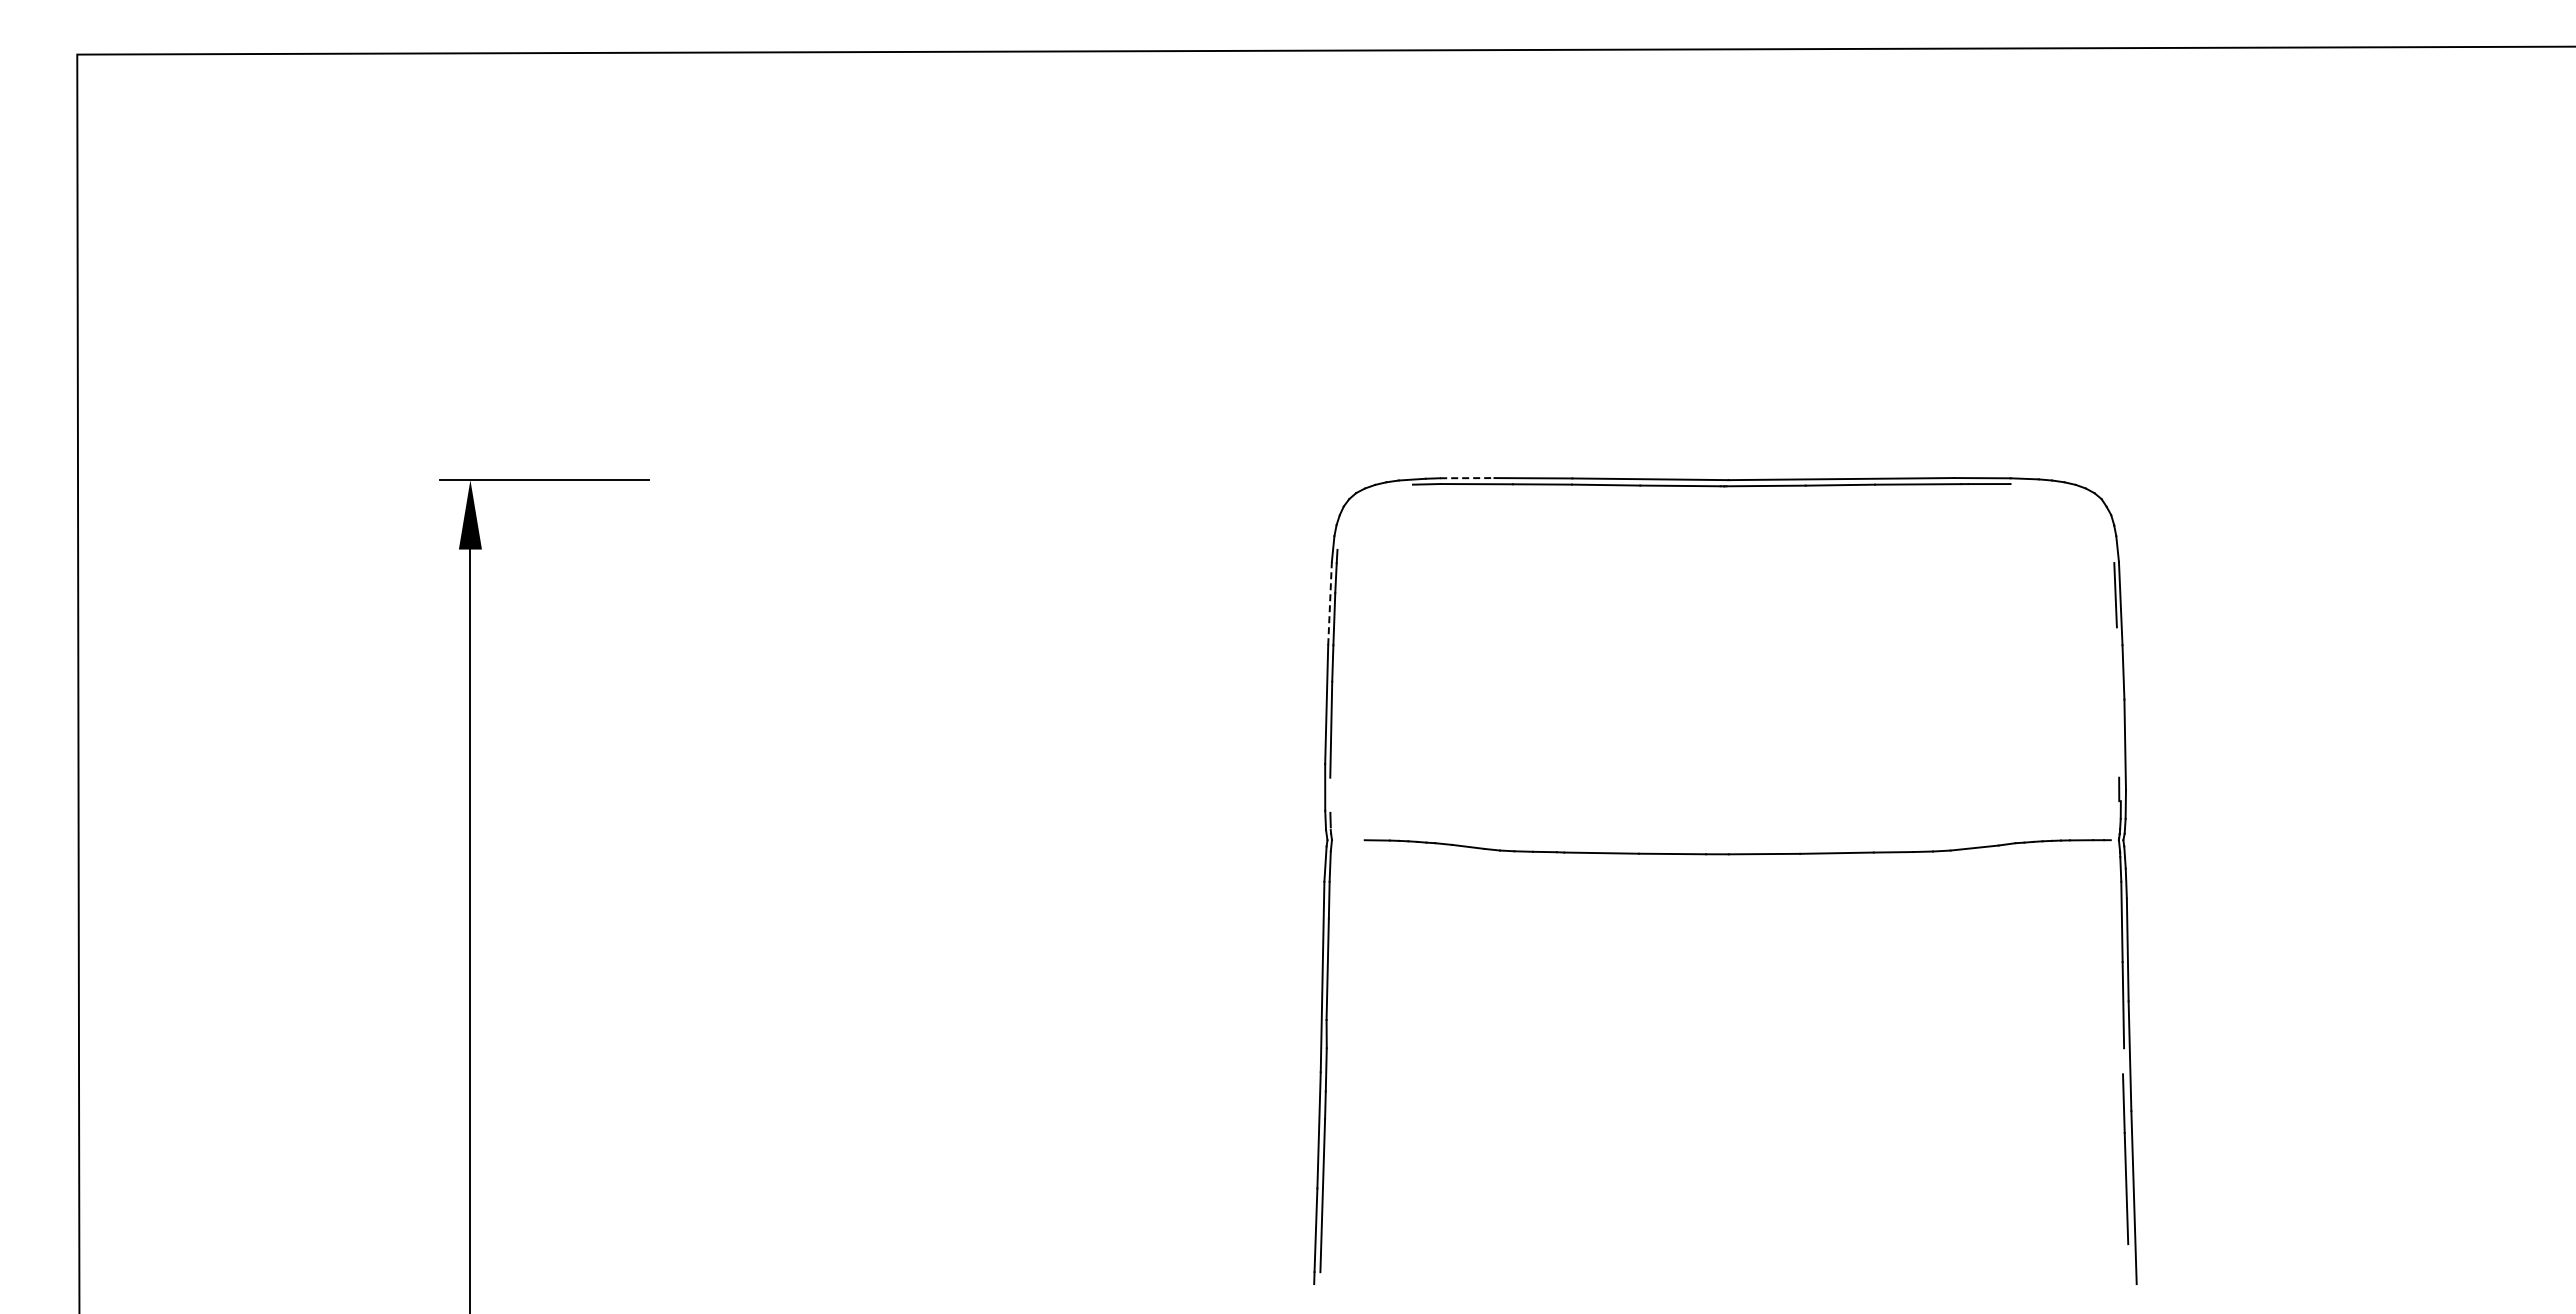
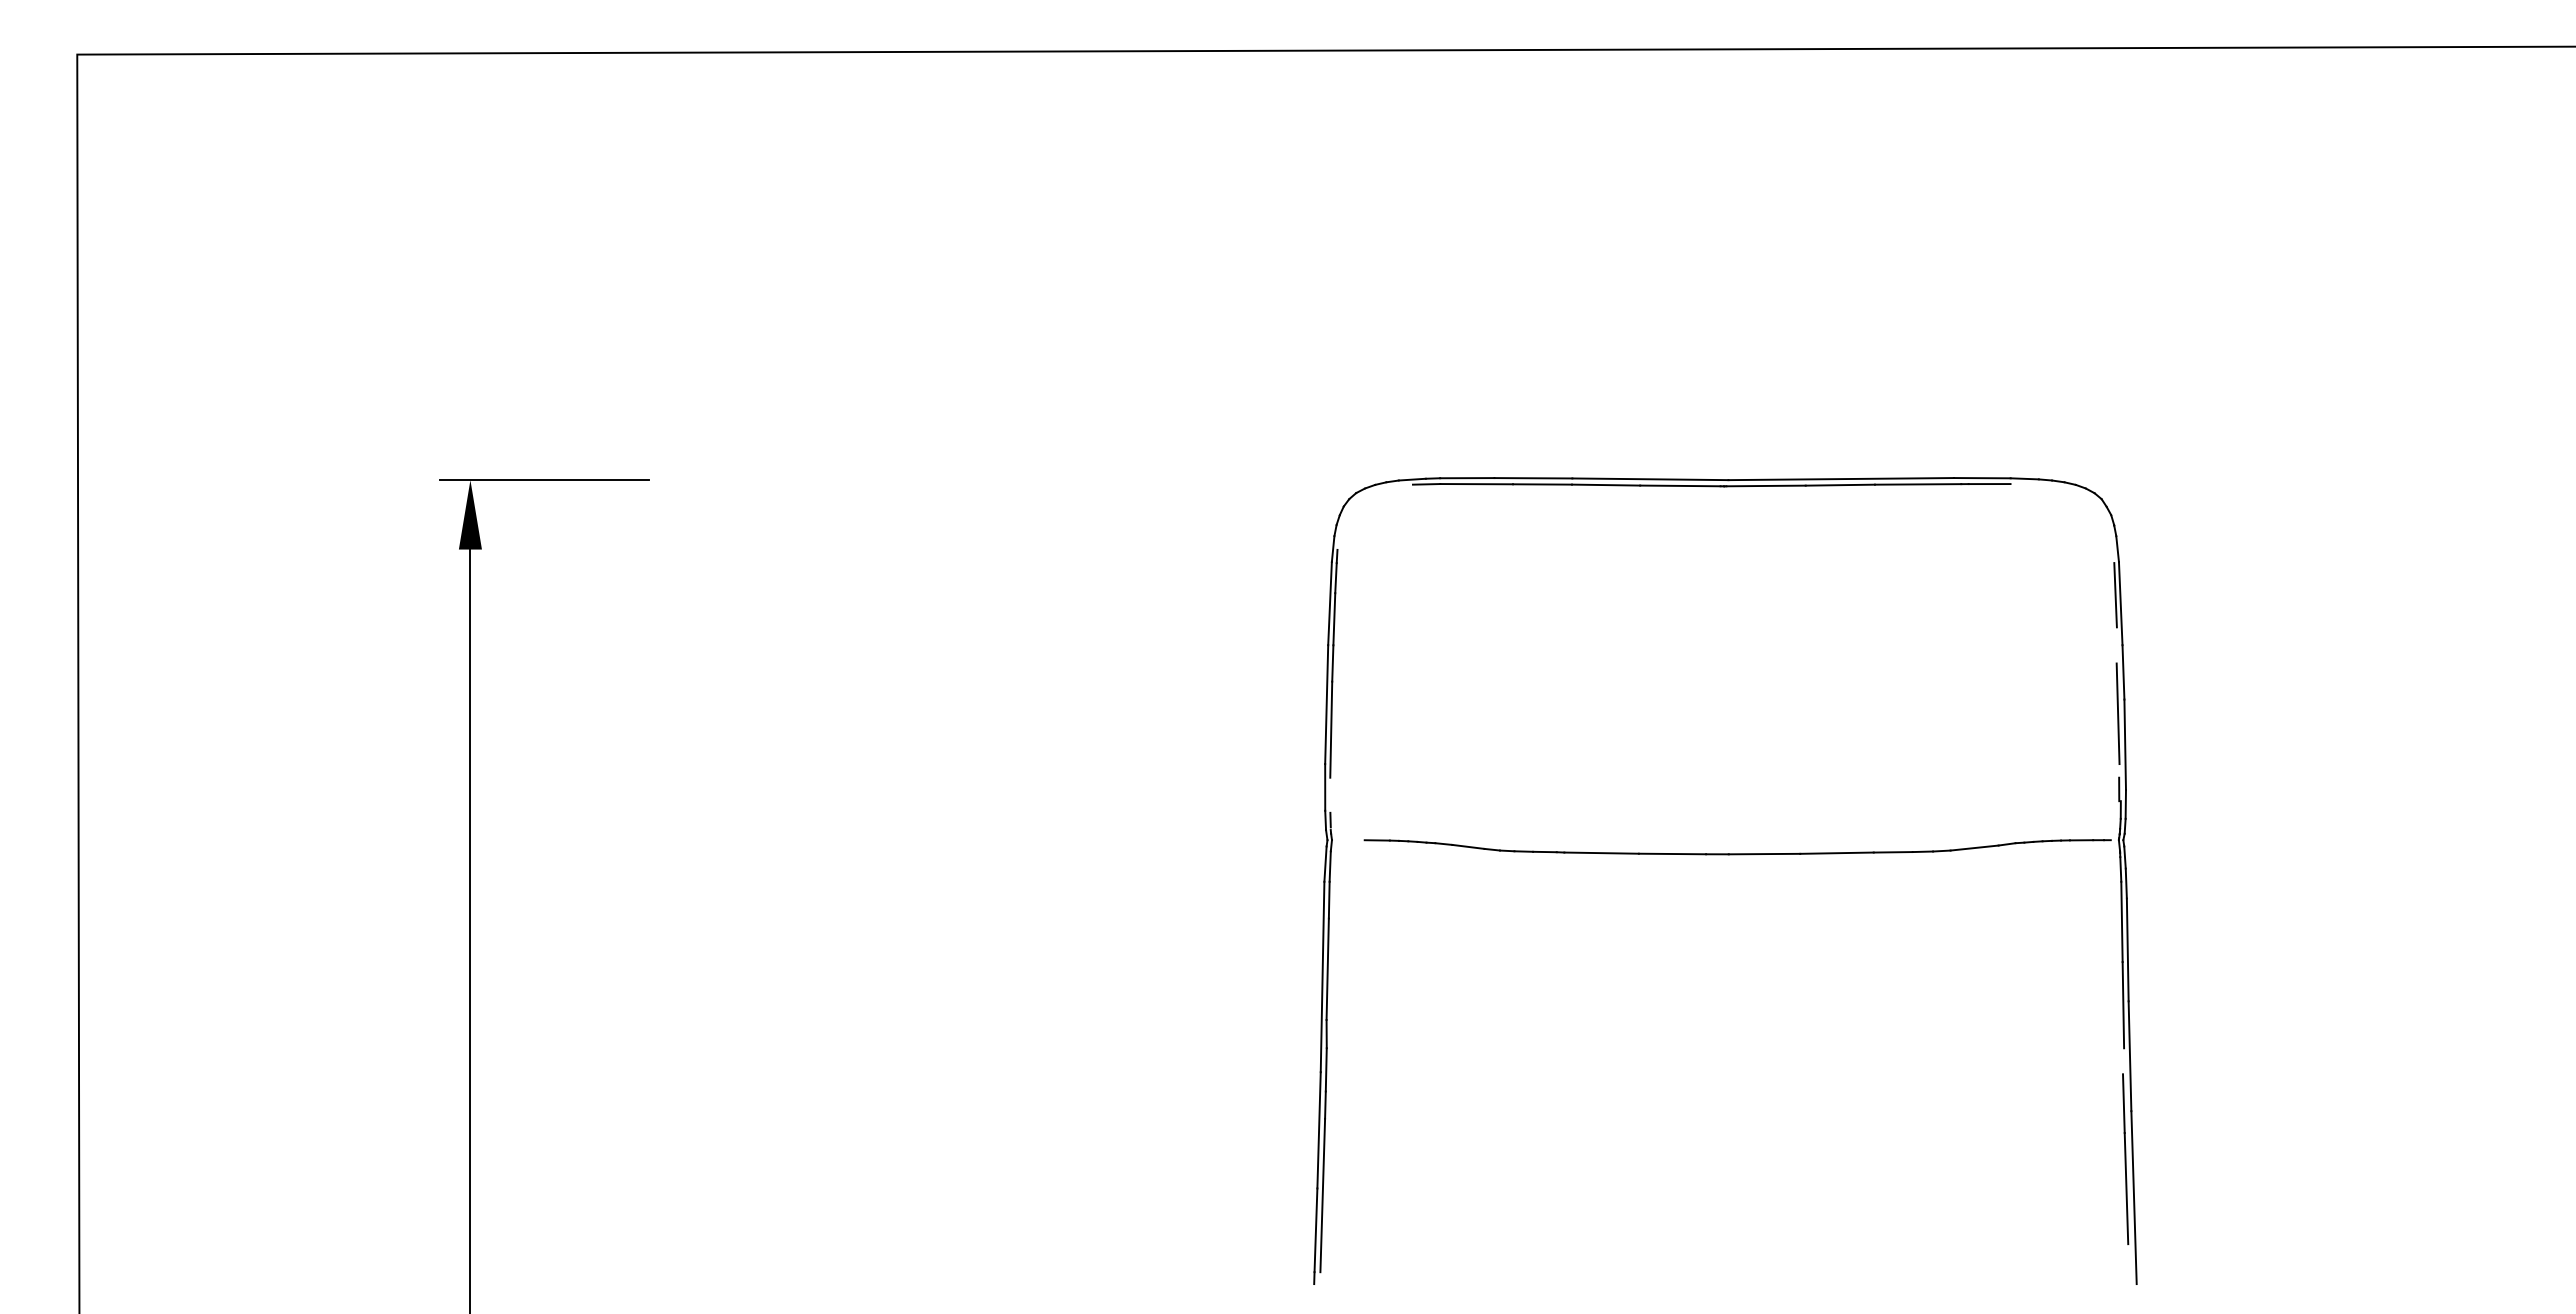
line: dashed -> solid (1467, 478)
line: dashed -> solid (1330, 603)
line: none -> present (2117, 713)
